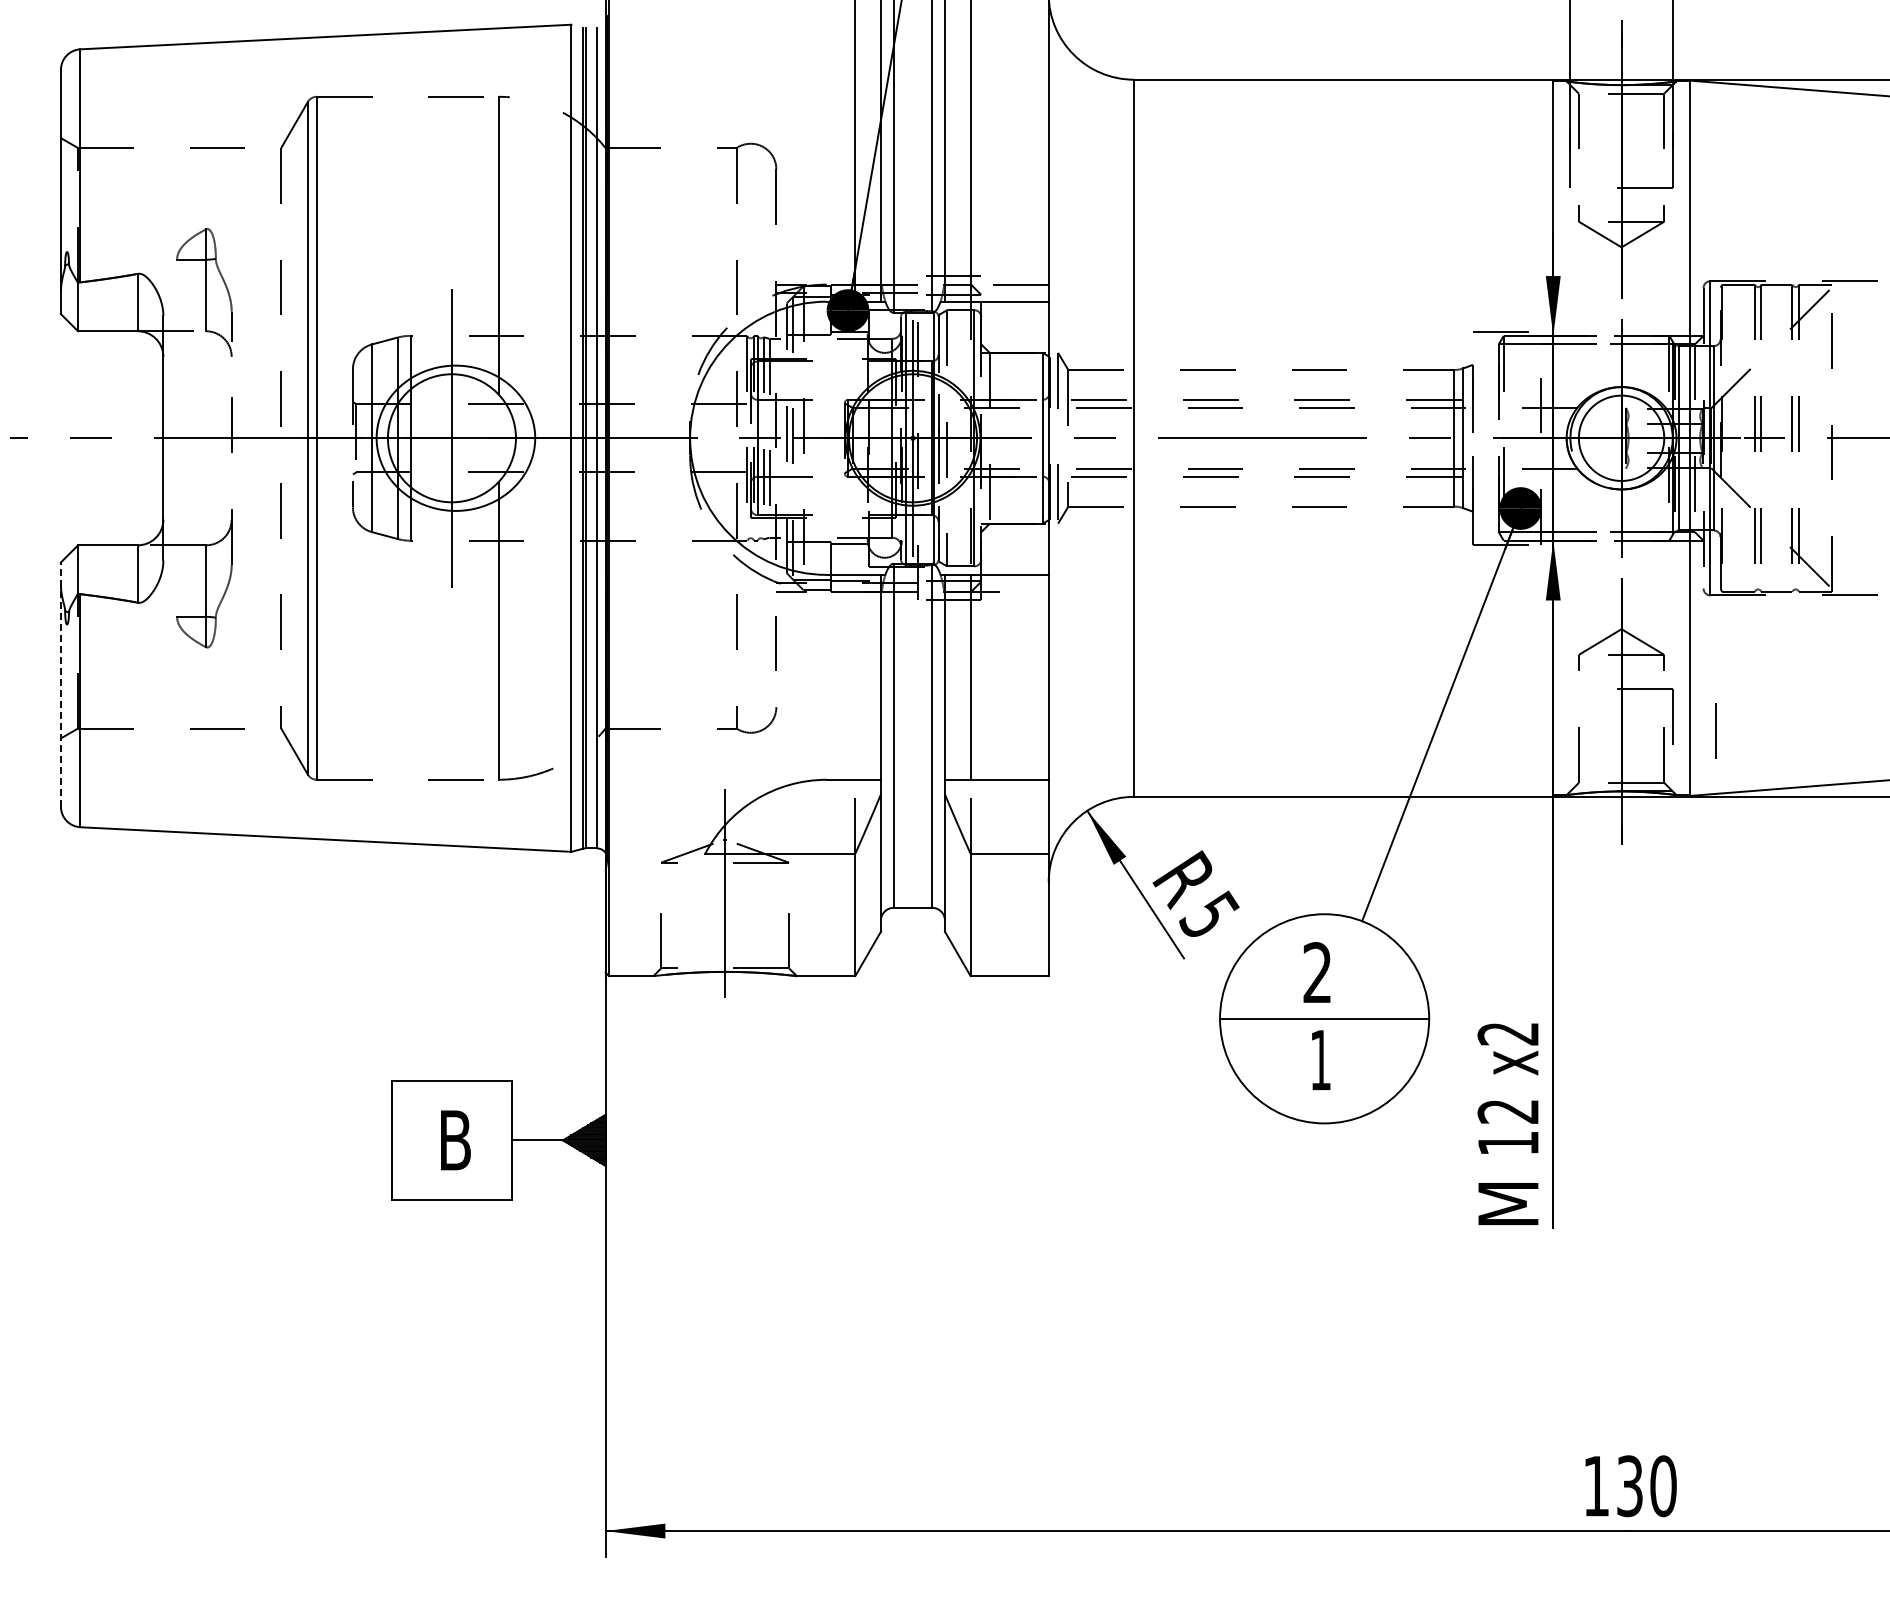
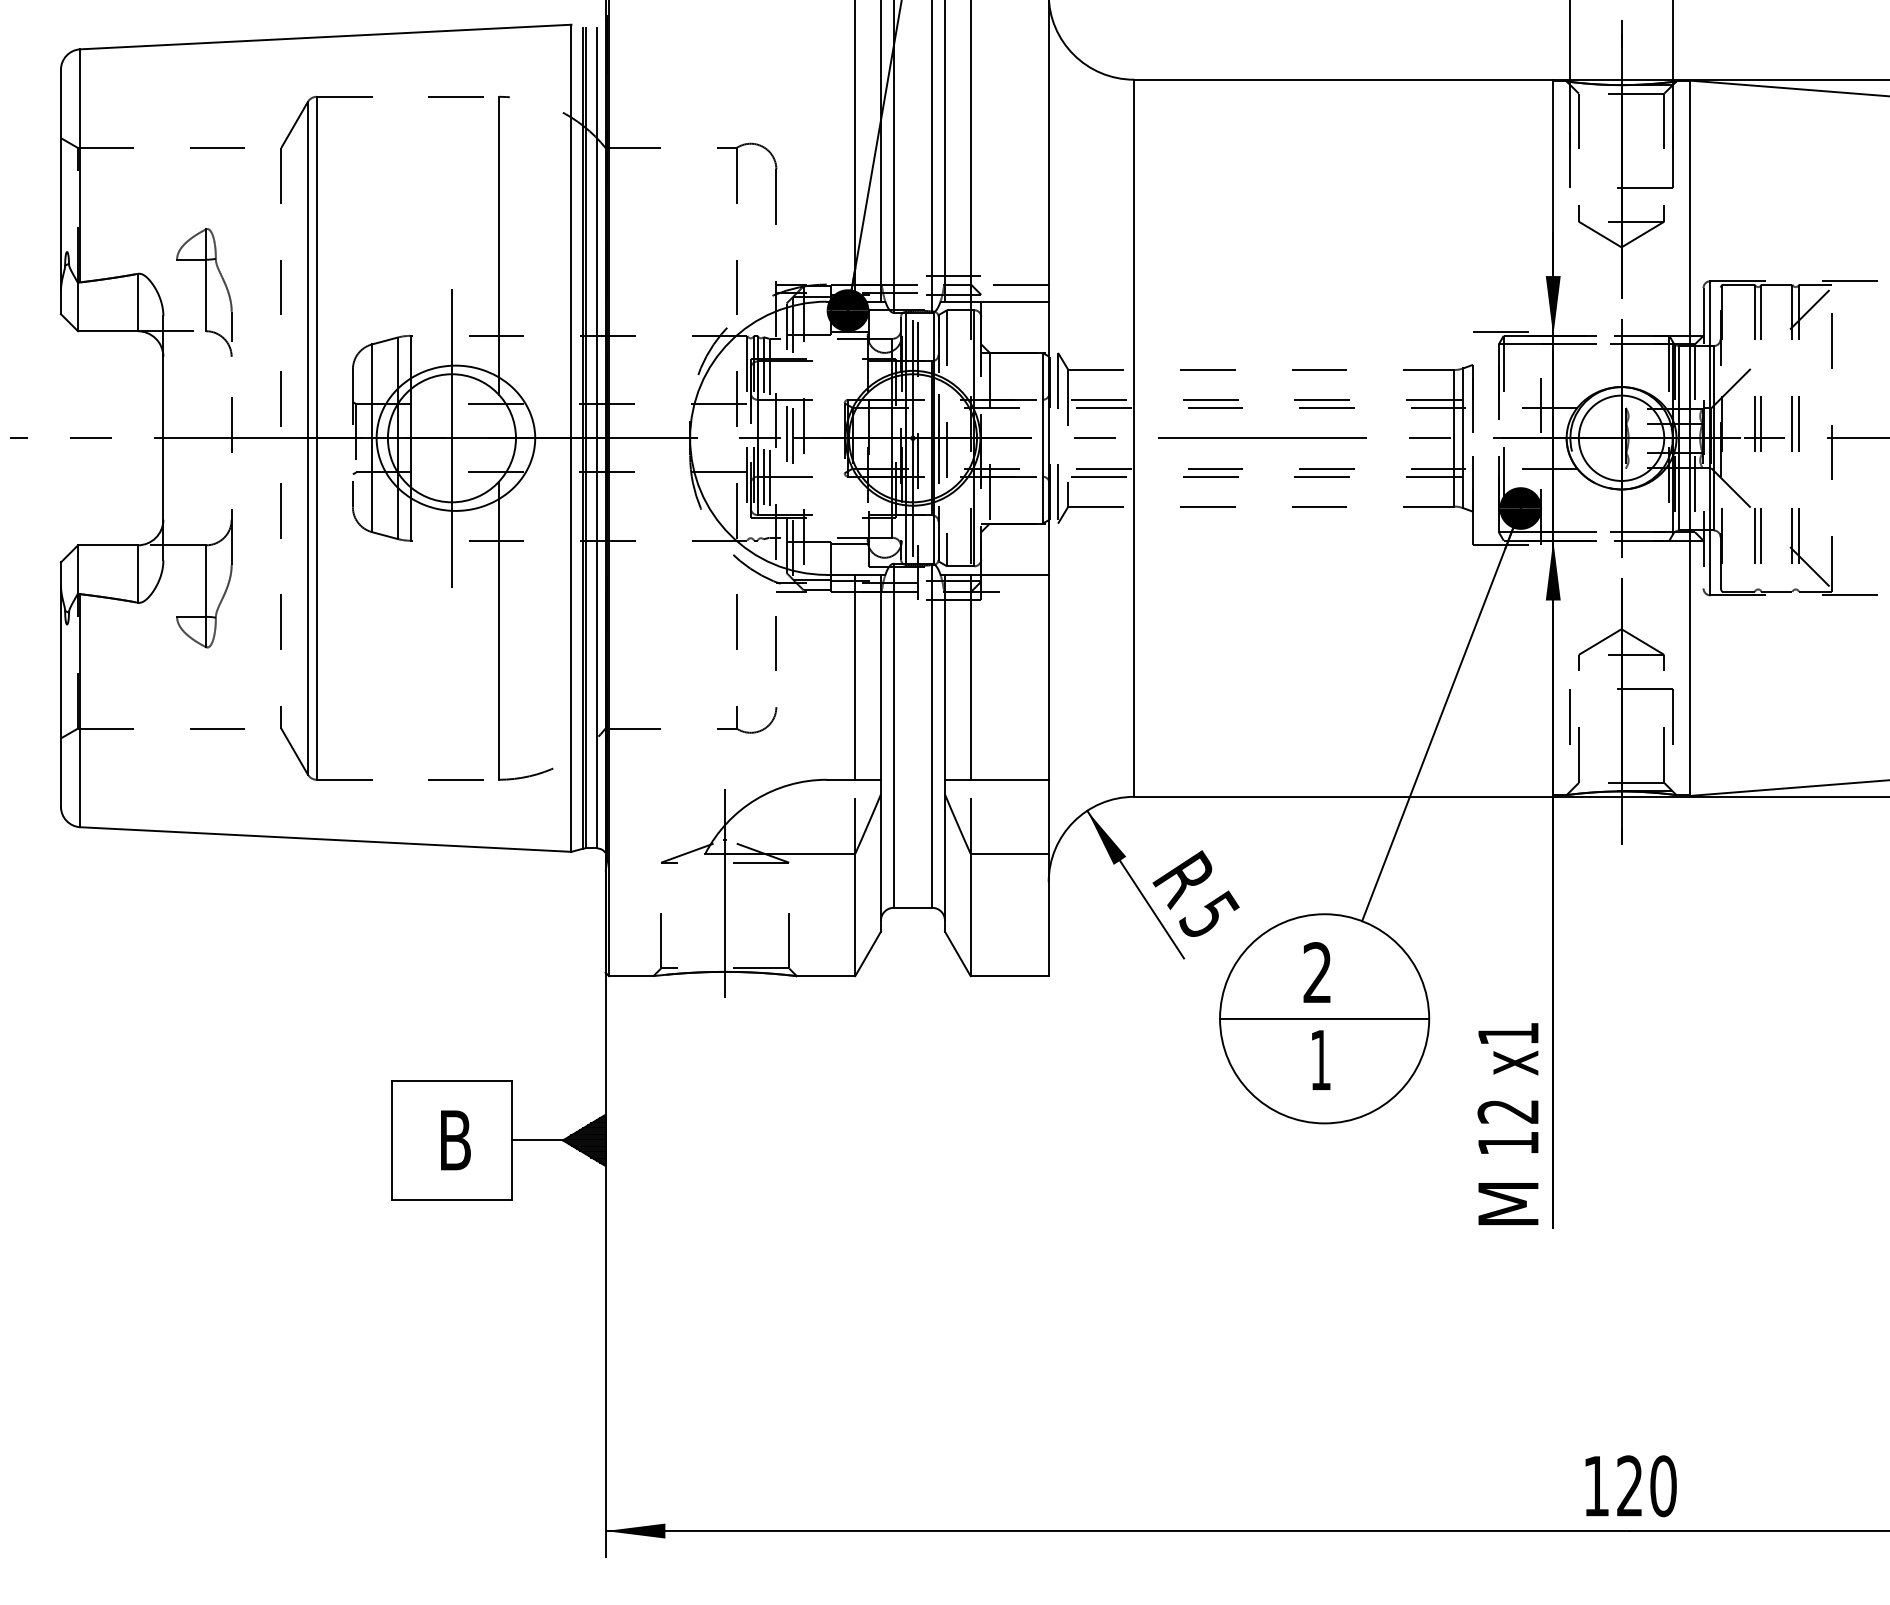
line: none -> present (855, 676)
line: dashed -> solid (60, 684)
line position: (1715, 730) -> (1569, 716) (1569, 716)
text: x2 -> x1 (1507, 1034)
text: 130 -> 120 (1629, 1486)
